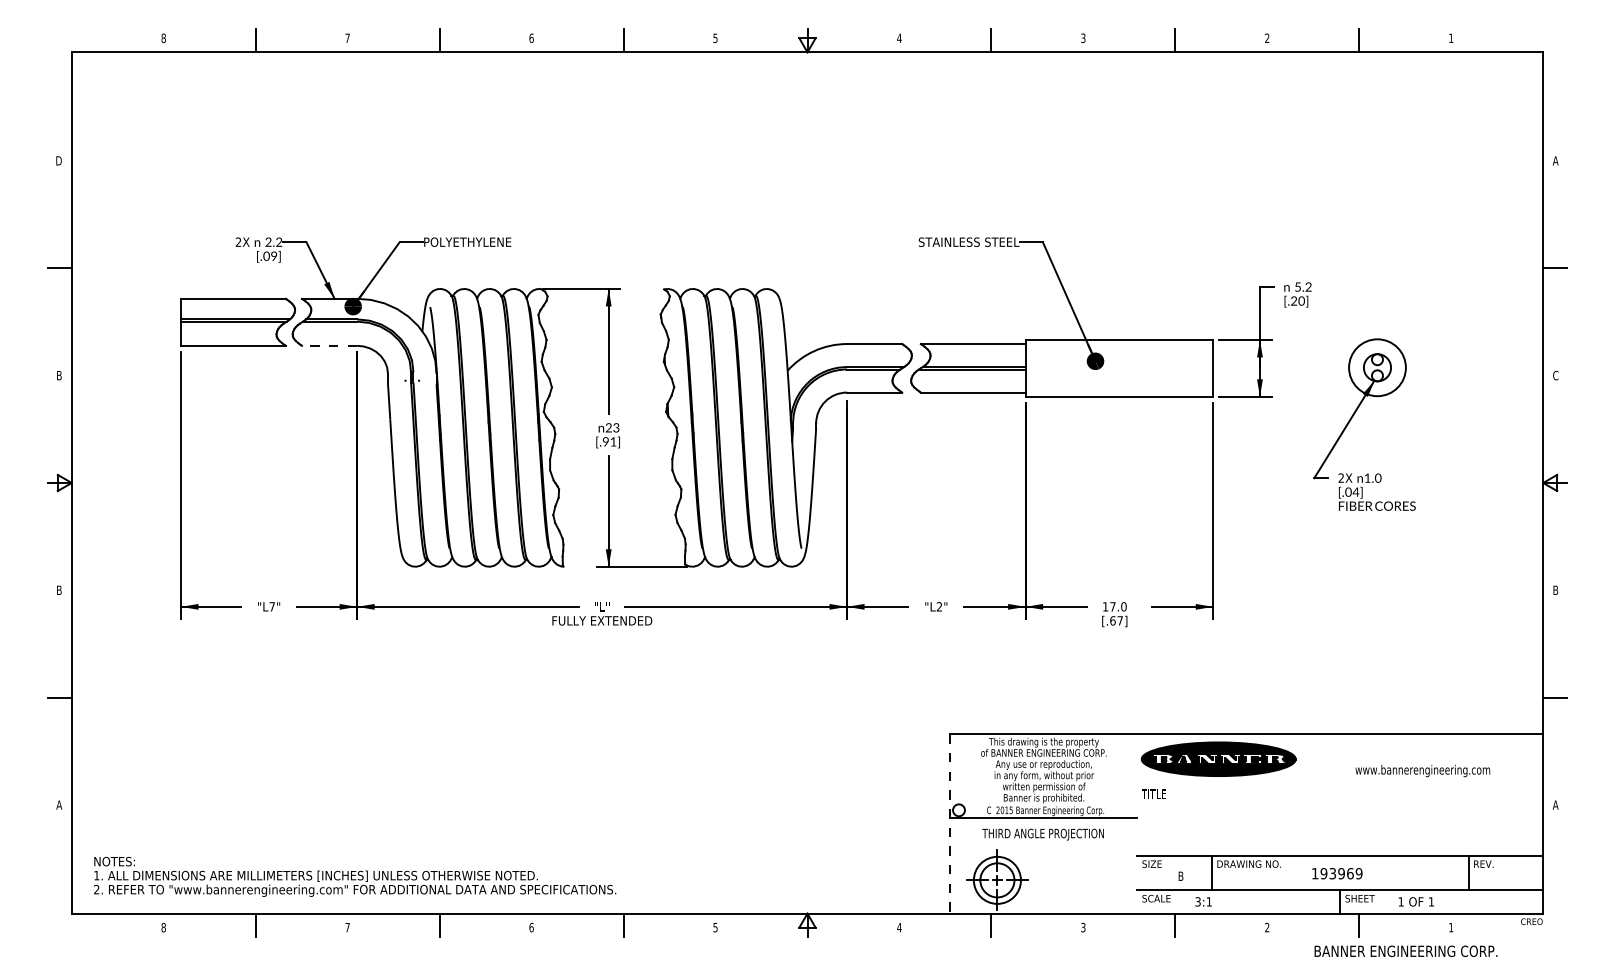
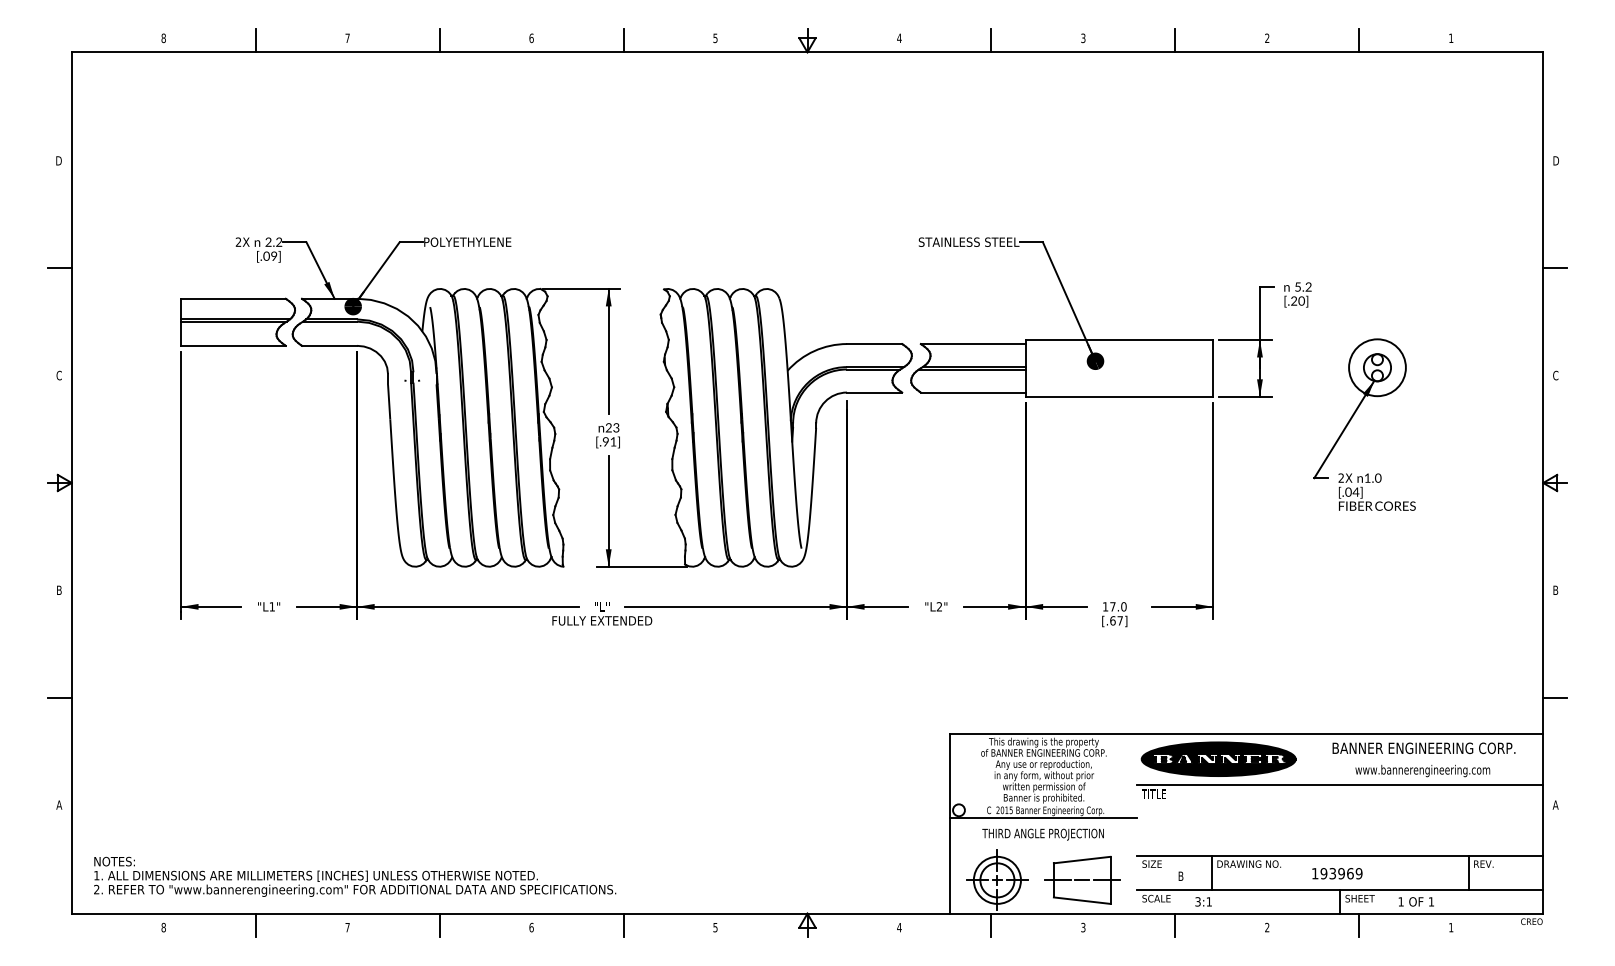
text: A -> D (1555, 160)
line: dashed -> solid (329, 345)
text: B -> C (58, 375)
text: "L7" -> "L1" (271, 606)
line: none -> present (1340, 784)
line: dashed -> solid (950, 824)
part: none -> present (1082, 879)
text position: (1405, 951) -> (1423, 748) (1423, 748)
